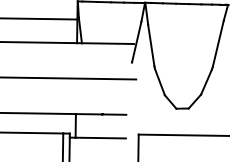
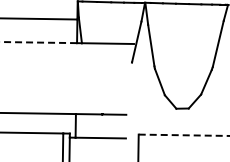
line: solid -> dashed (38, 42)
line: present -> none (69, 78)
line: solid -> dashed (184, 135)
